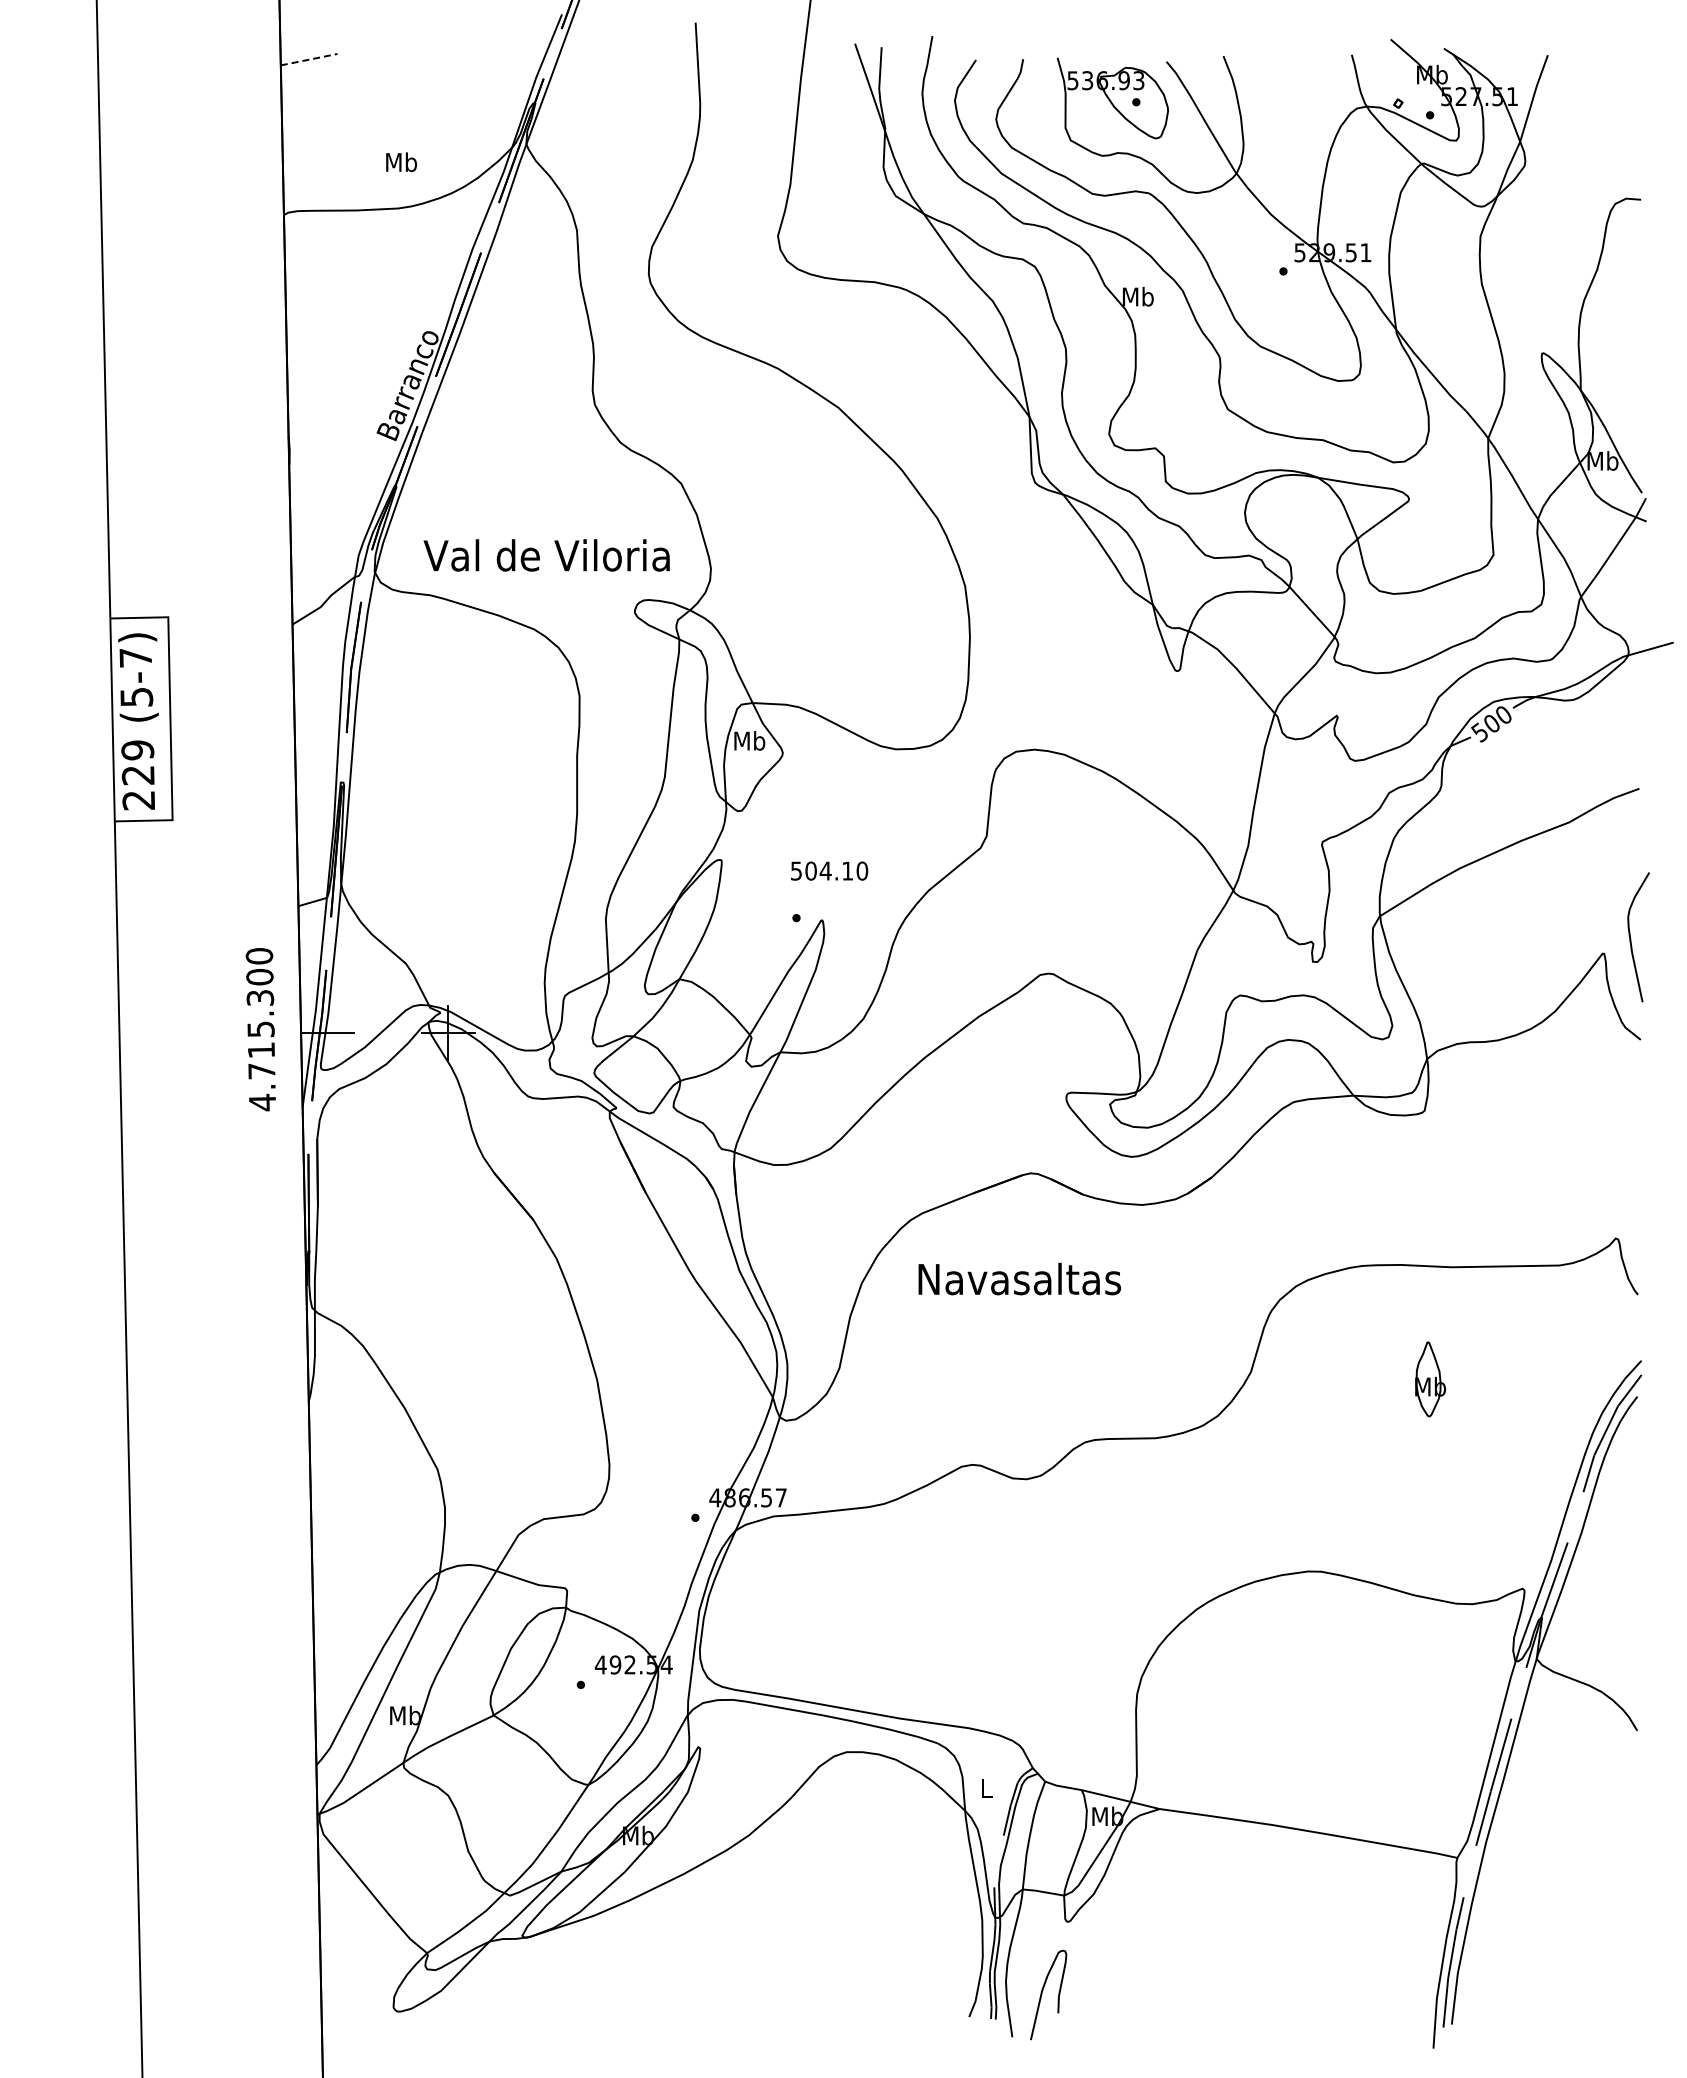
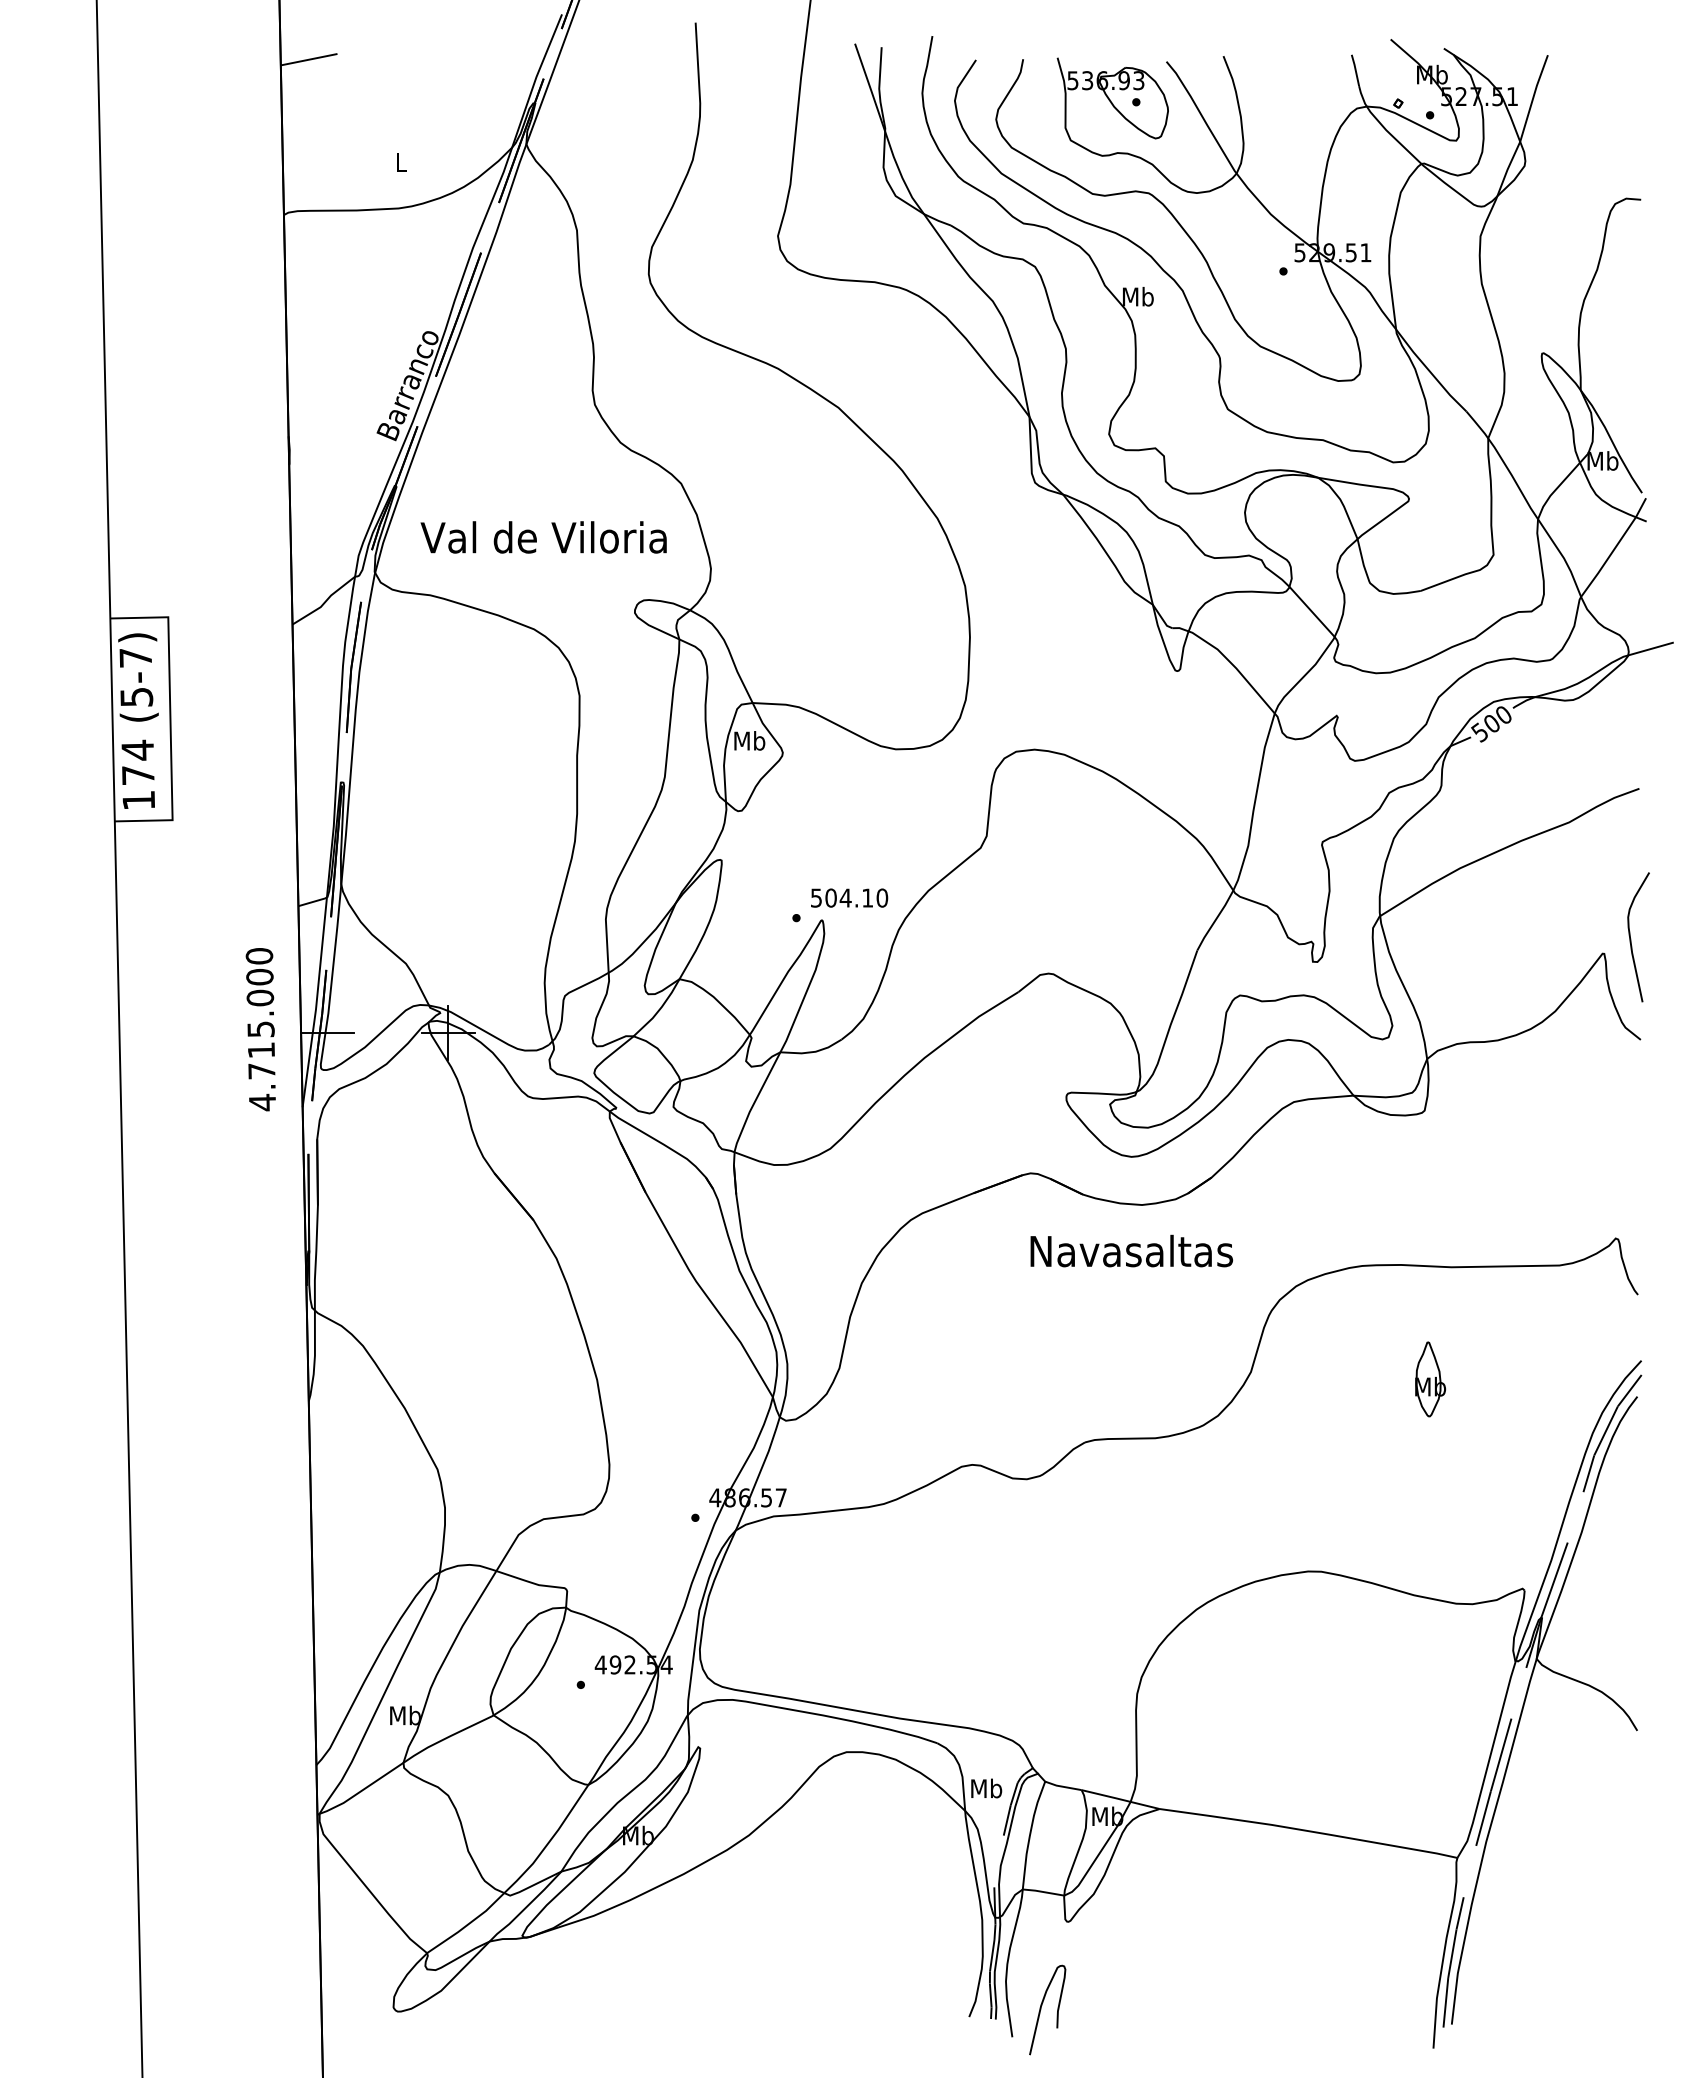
line: dashed -> solid (309, 59)
text: Mb -> L (401, 162)
text position: (546, 555) -> (543, 537) (543, 537)
text: 229 -> 174 (137, 774)
text position: (829, 870) -> (849, 897) (849, 897)
text: 4.715.300 -> 4.715.000 (260, 997)
text position: (1019, 1278) -> (1131, 1250) (1131, 1250)
text: L -> Mb (986, 1788)
curve position: (1042, 1994) -> (1041, 2009) (1041, 2009)
